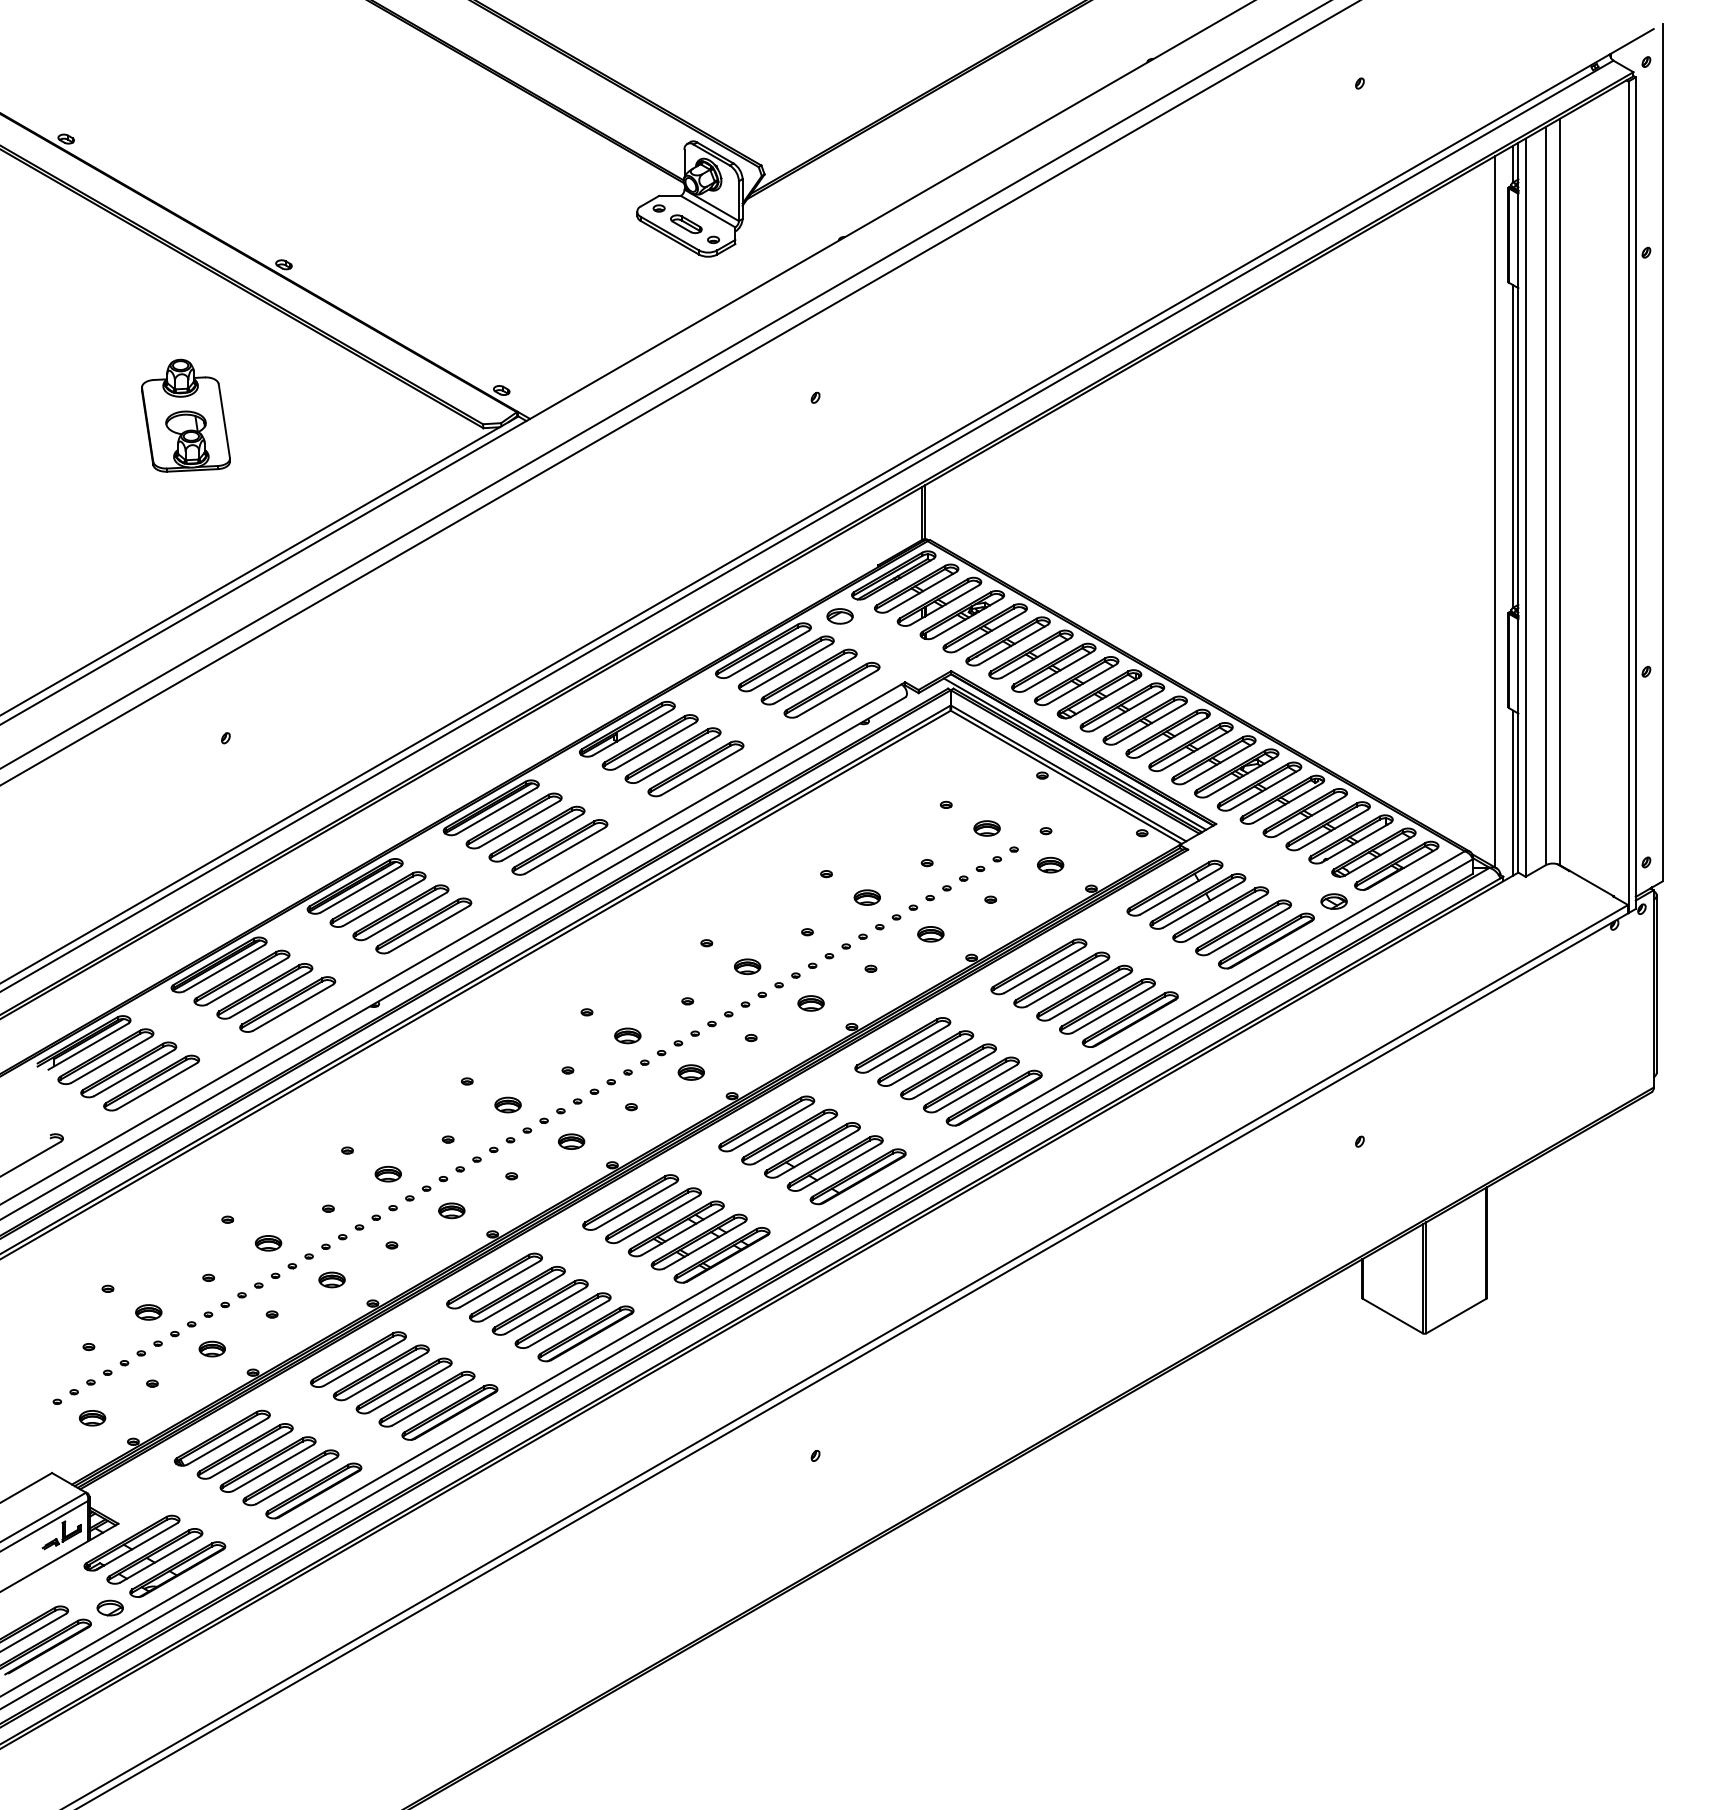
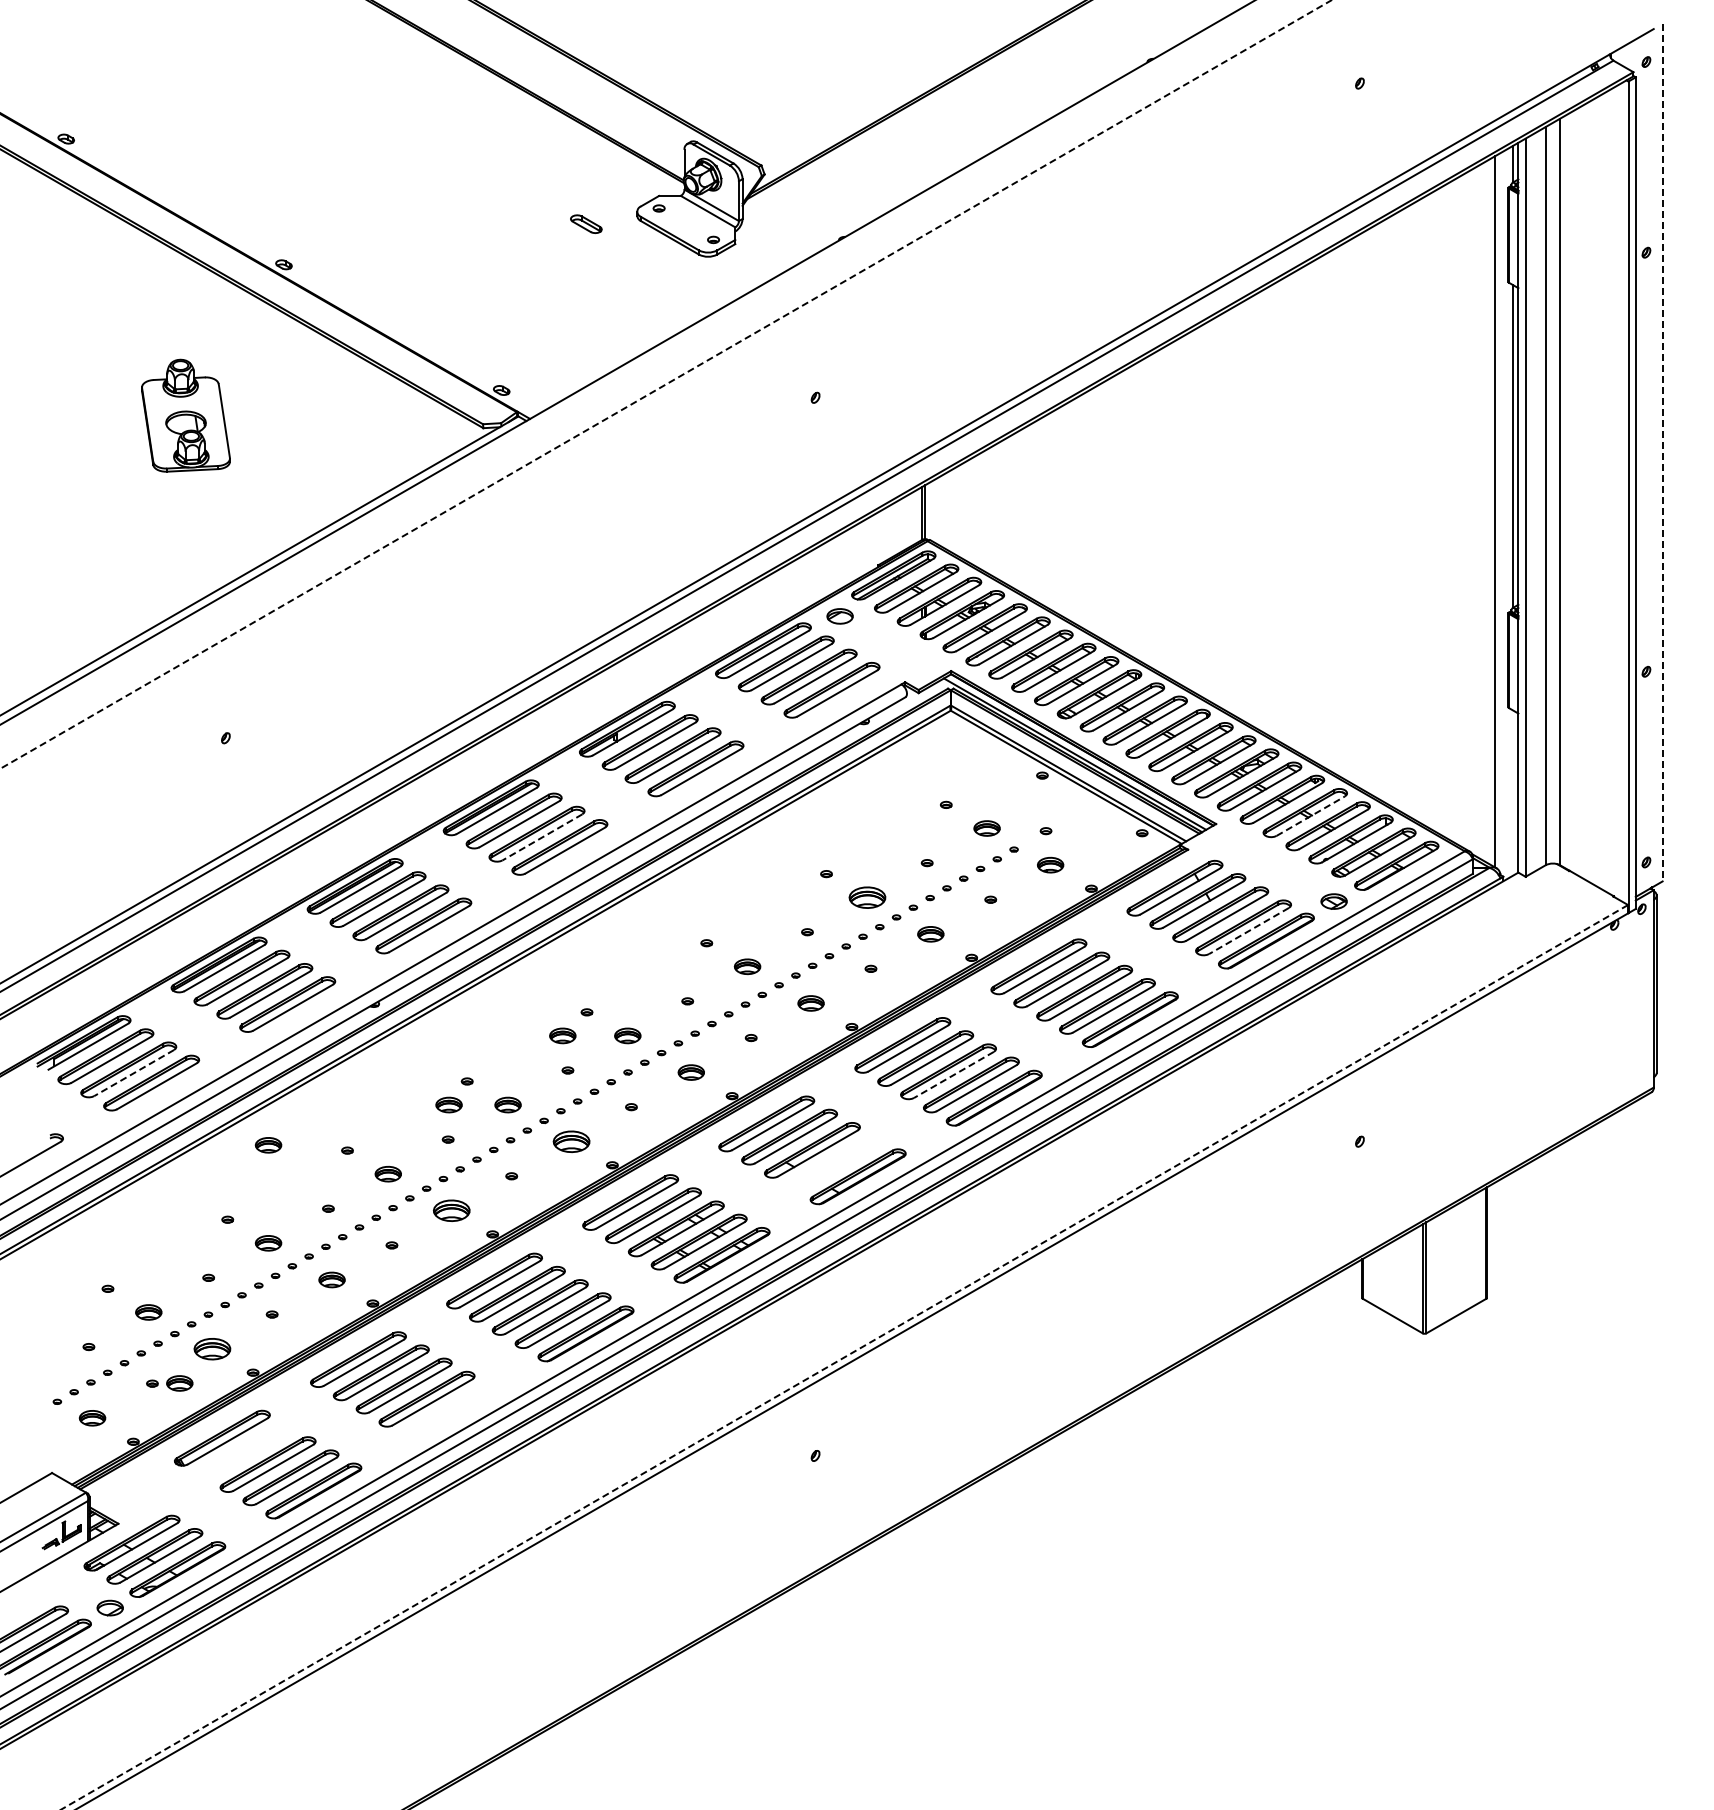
part position: (686, 223) -> (586, 223) (586, 223)
line: solid -> dashed (665, 384)
line: present -> none (679, 393)
line: solid -> dashed (1662, 453)
line: present -> none (1513, 792)
line: solid -> dashed (1311, 815)
line: solid -> dashed (542, 837)
part size: 28x17 px -> 39x23 px (867, 897)
line: solid -> dashed (1248, 931)
part: none -> present (562, 1035)
line: solid -> dashed (133, 1073)
line: solid -> dashed (953, 1075)
part: none -> present (448, 1104)
part size: 29x17 px -> 39x23 px (571, 1141)
part: none -> present (268, 1145)
part: present -> none (834, 1163)
part size: 28x18 px -> 38x23 px (451, 1210)
part size: 28x18 px -> 39x23 px (212, 1349)
line: solid -> dashed (844, 1357)
part: none -> present (179, 1383)
part: present -> none (449, 1412)
part: present -> none (244, 1451)
